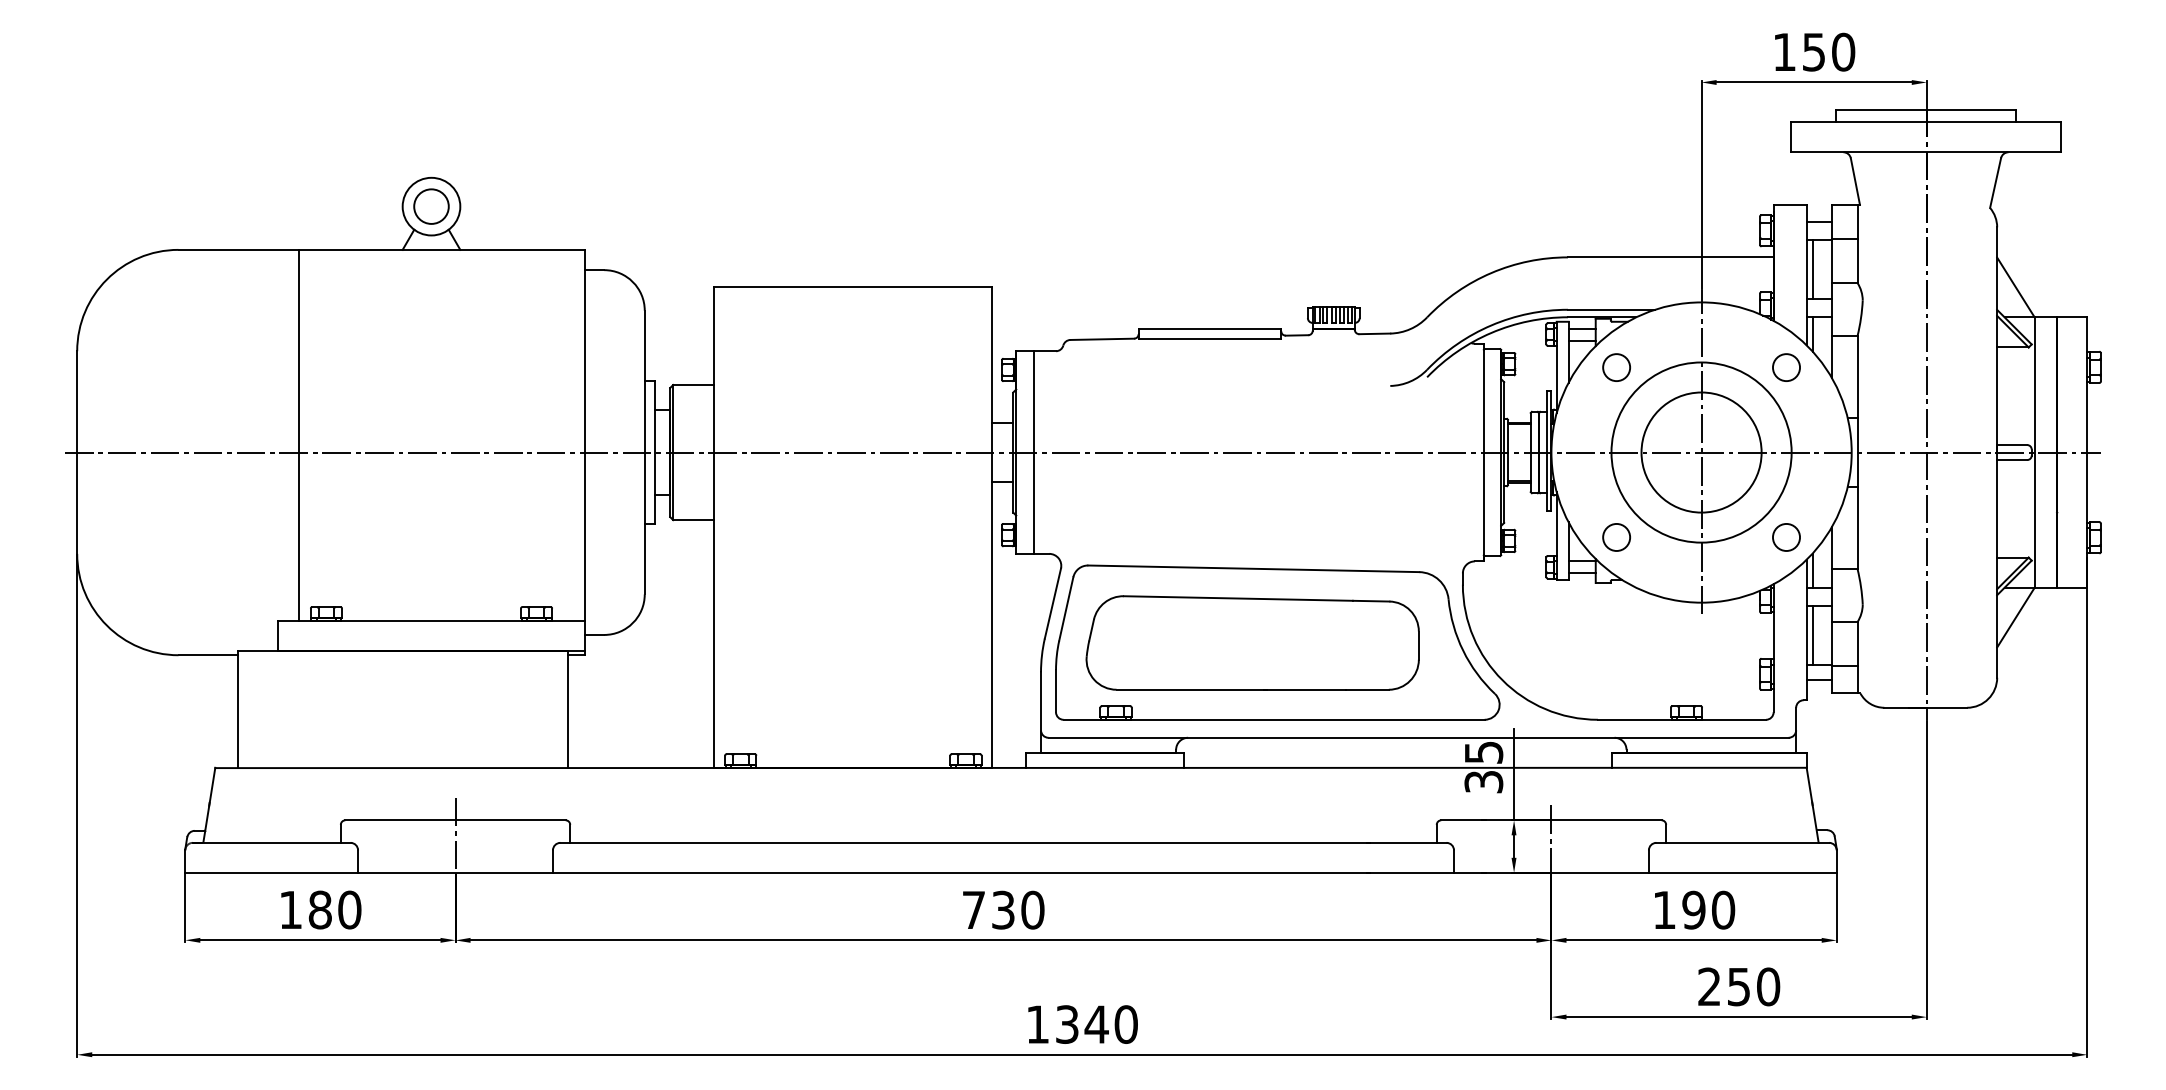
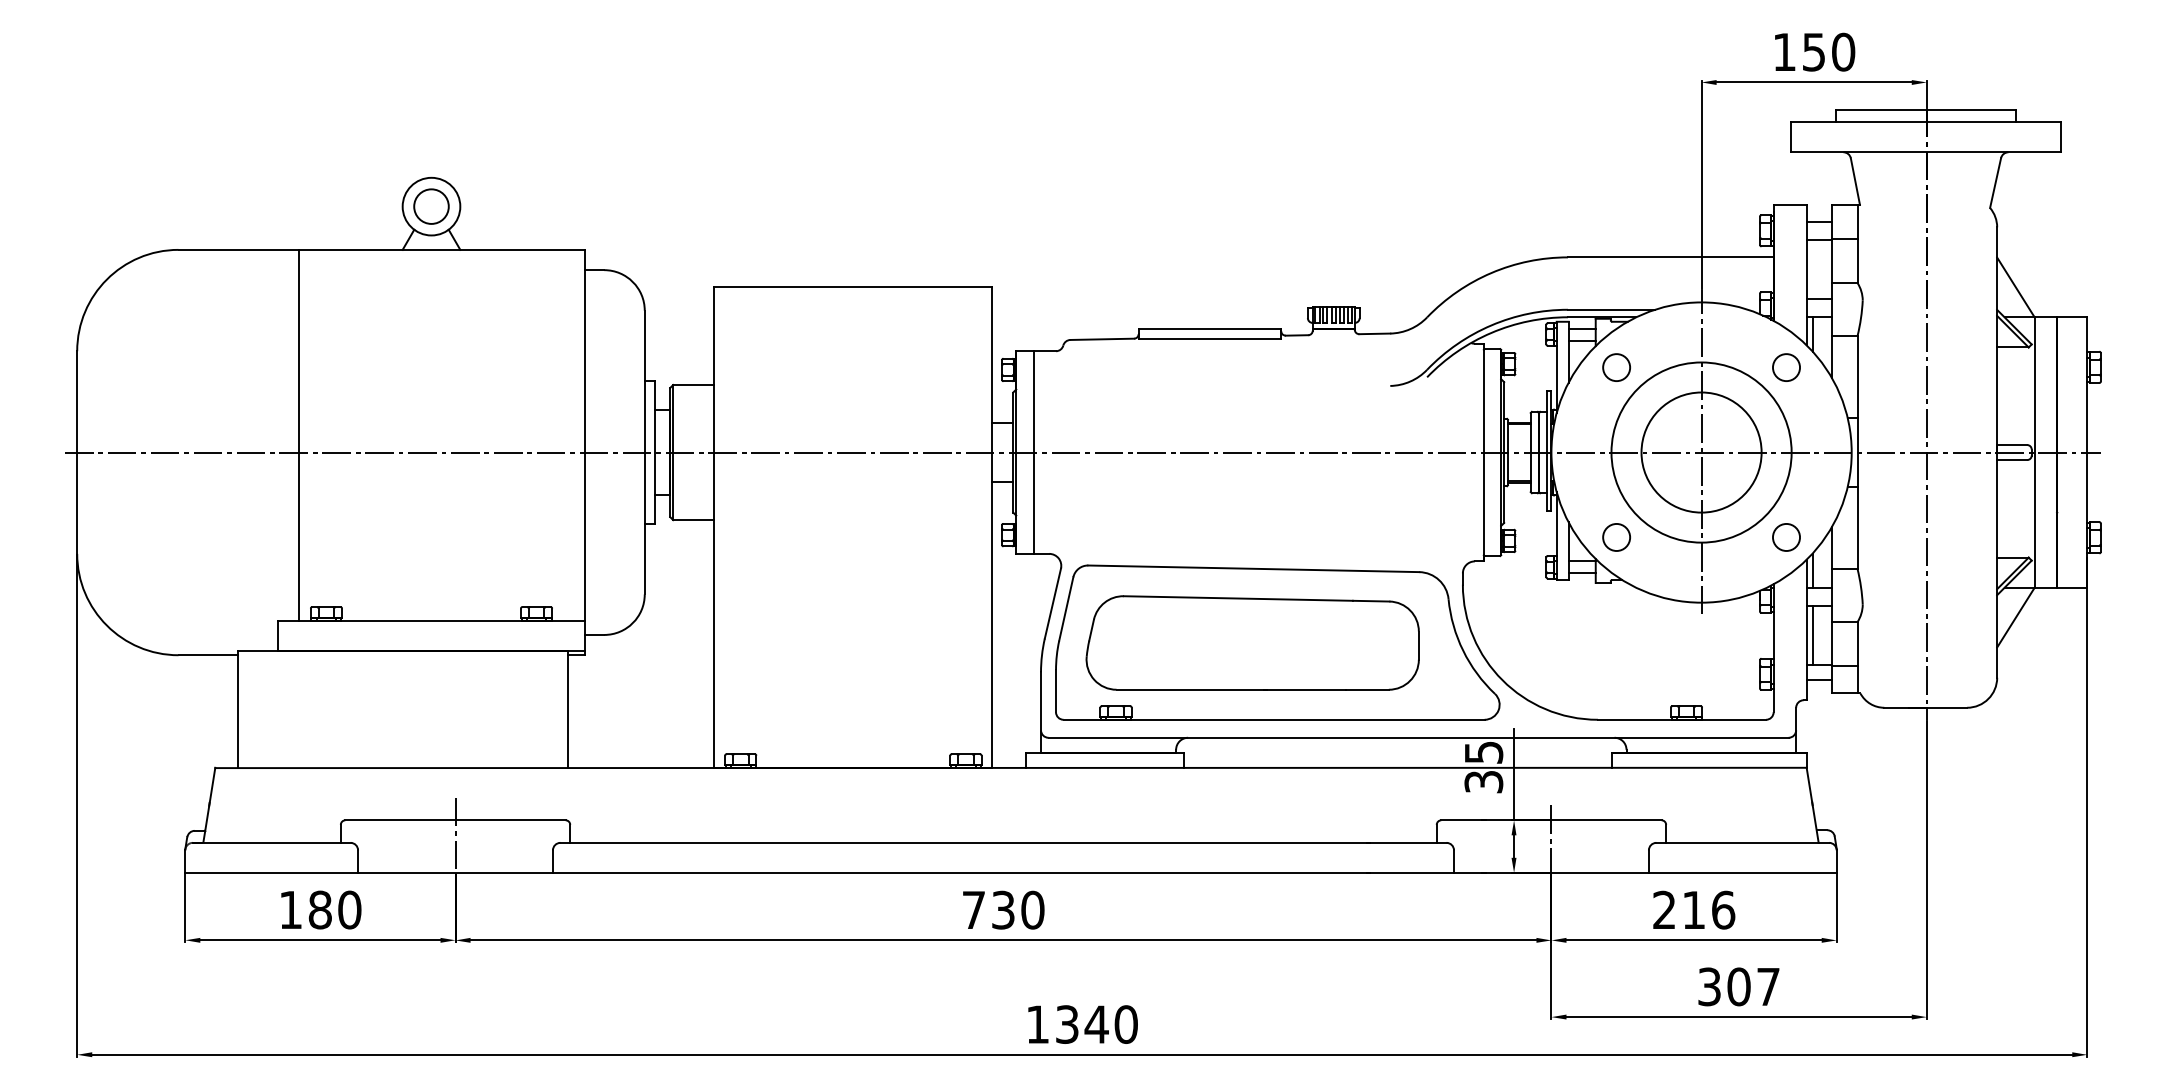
line: present -> none (1812, 268)
text: 190 -> 216 (1694, 909)
text: 250 -> 307 (1739, 986)
